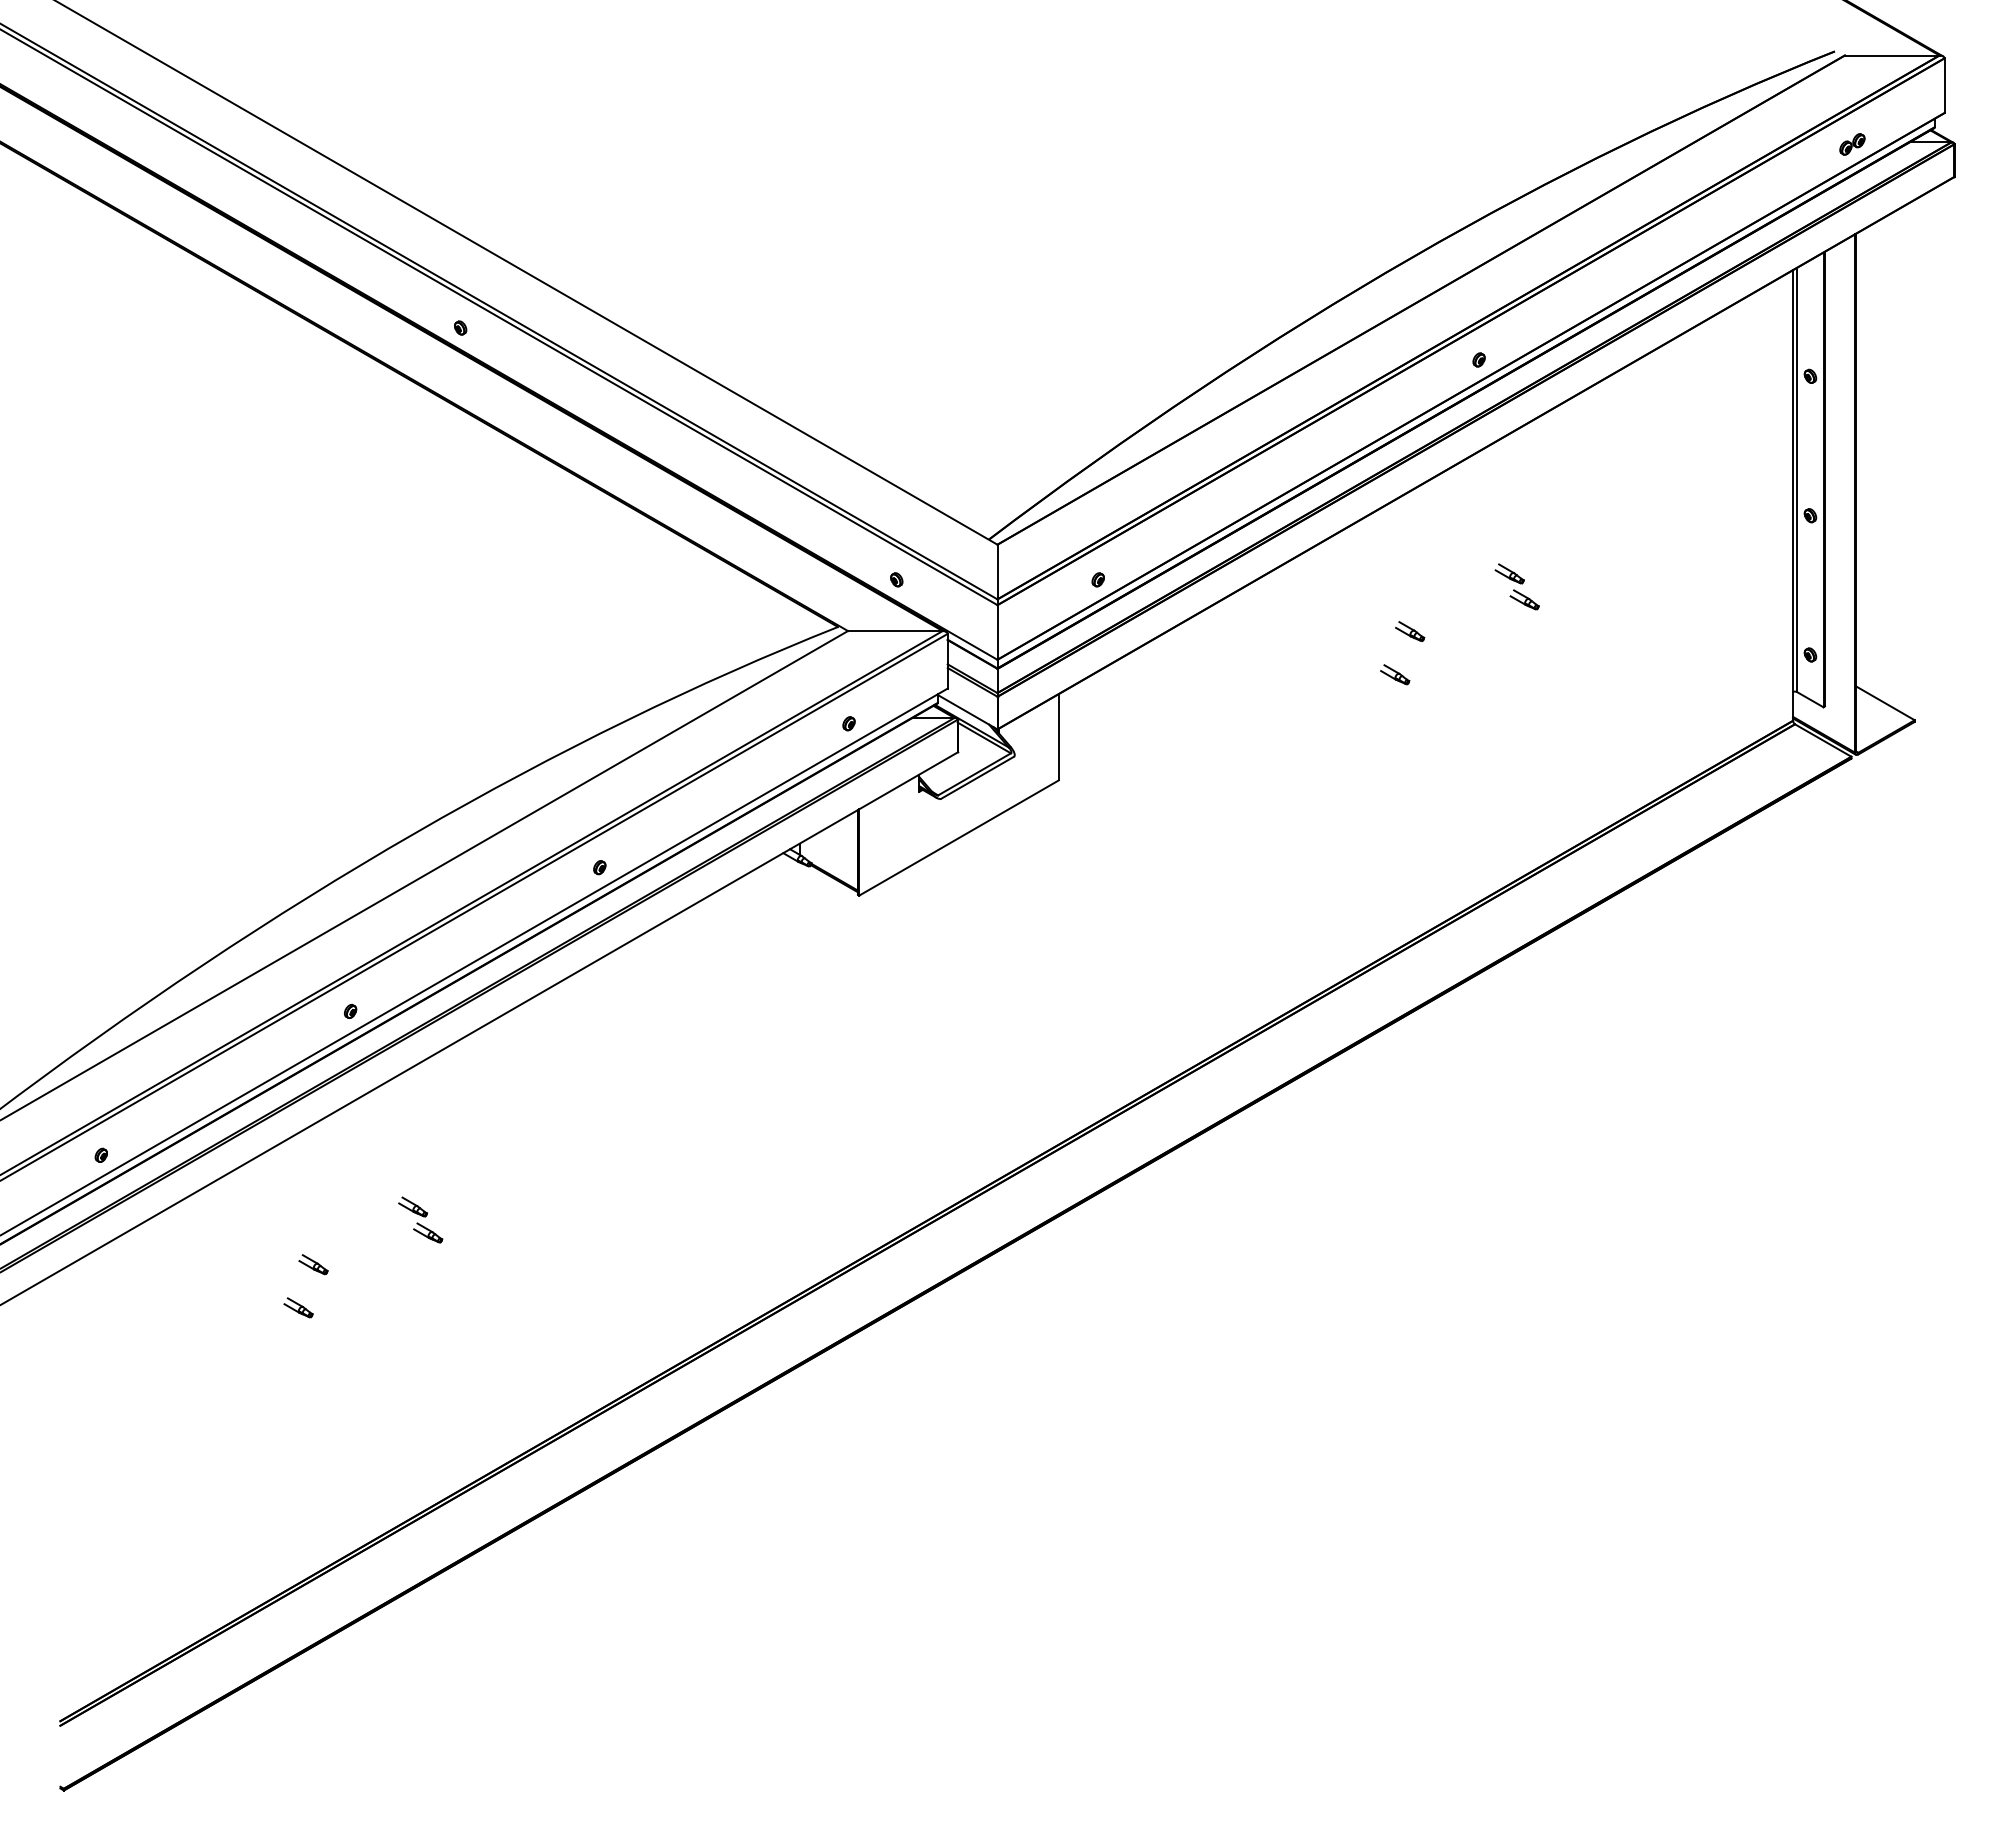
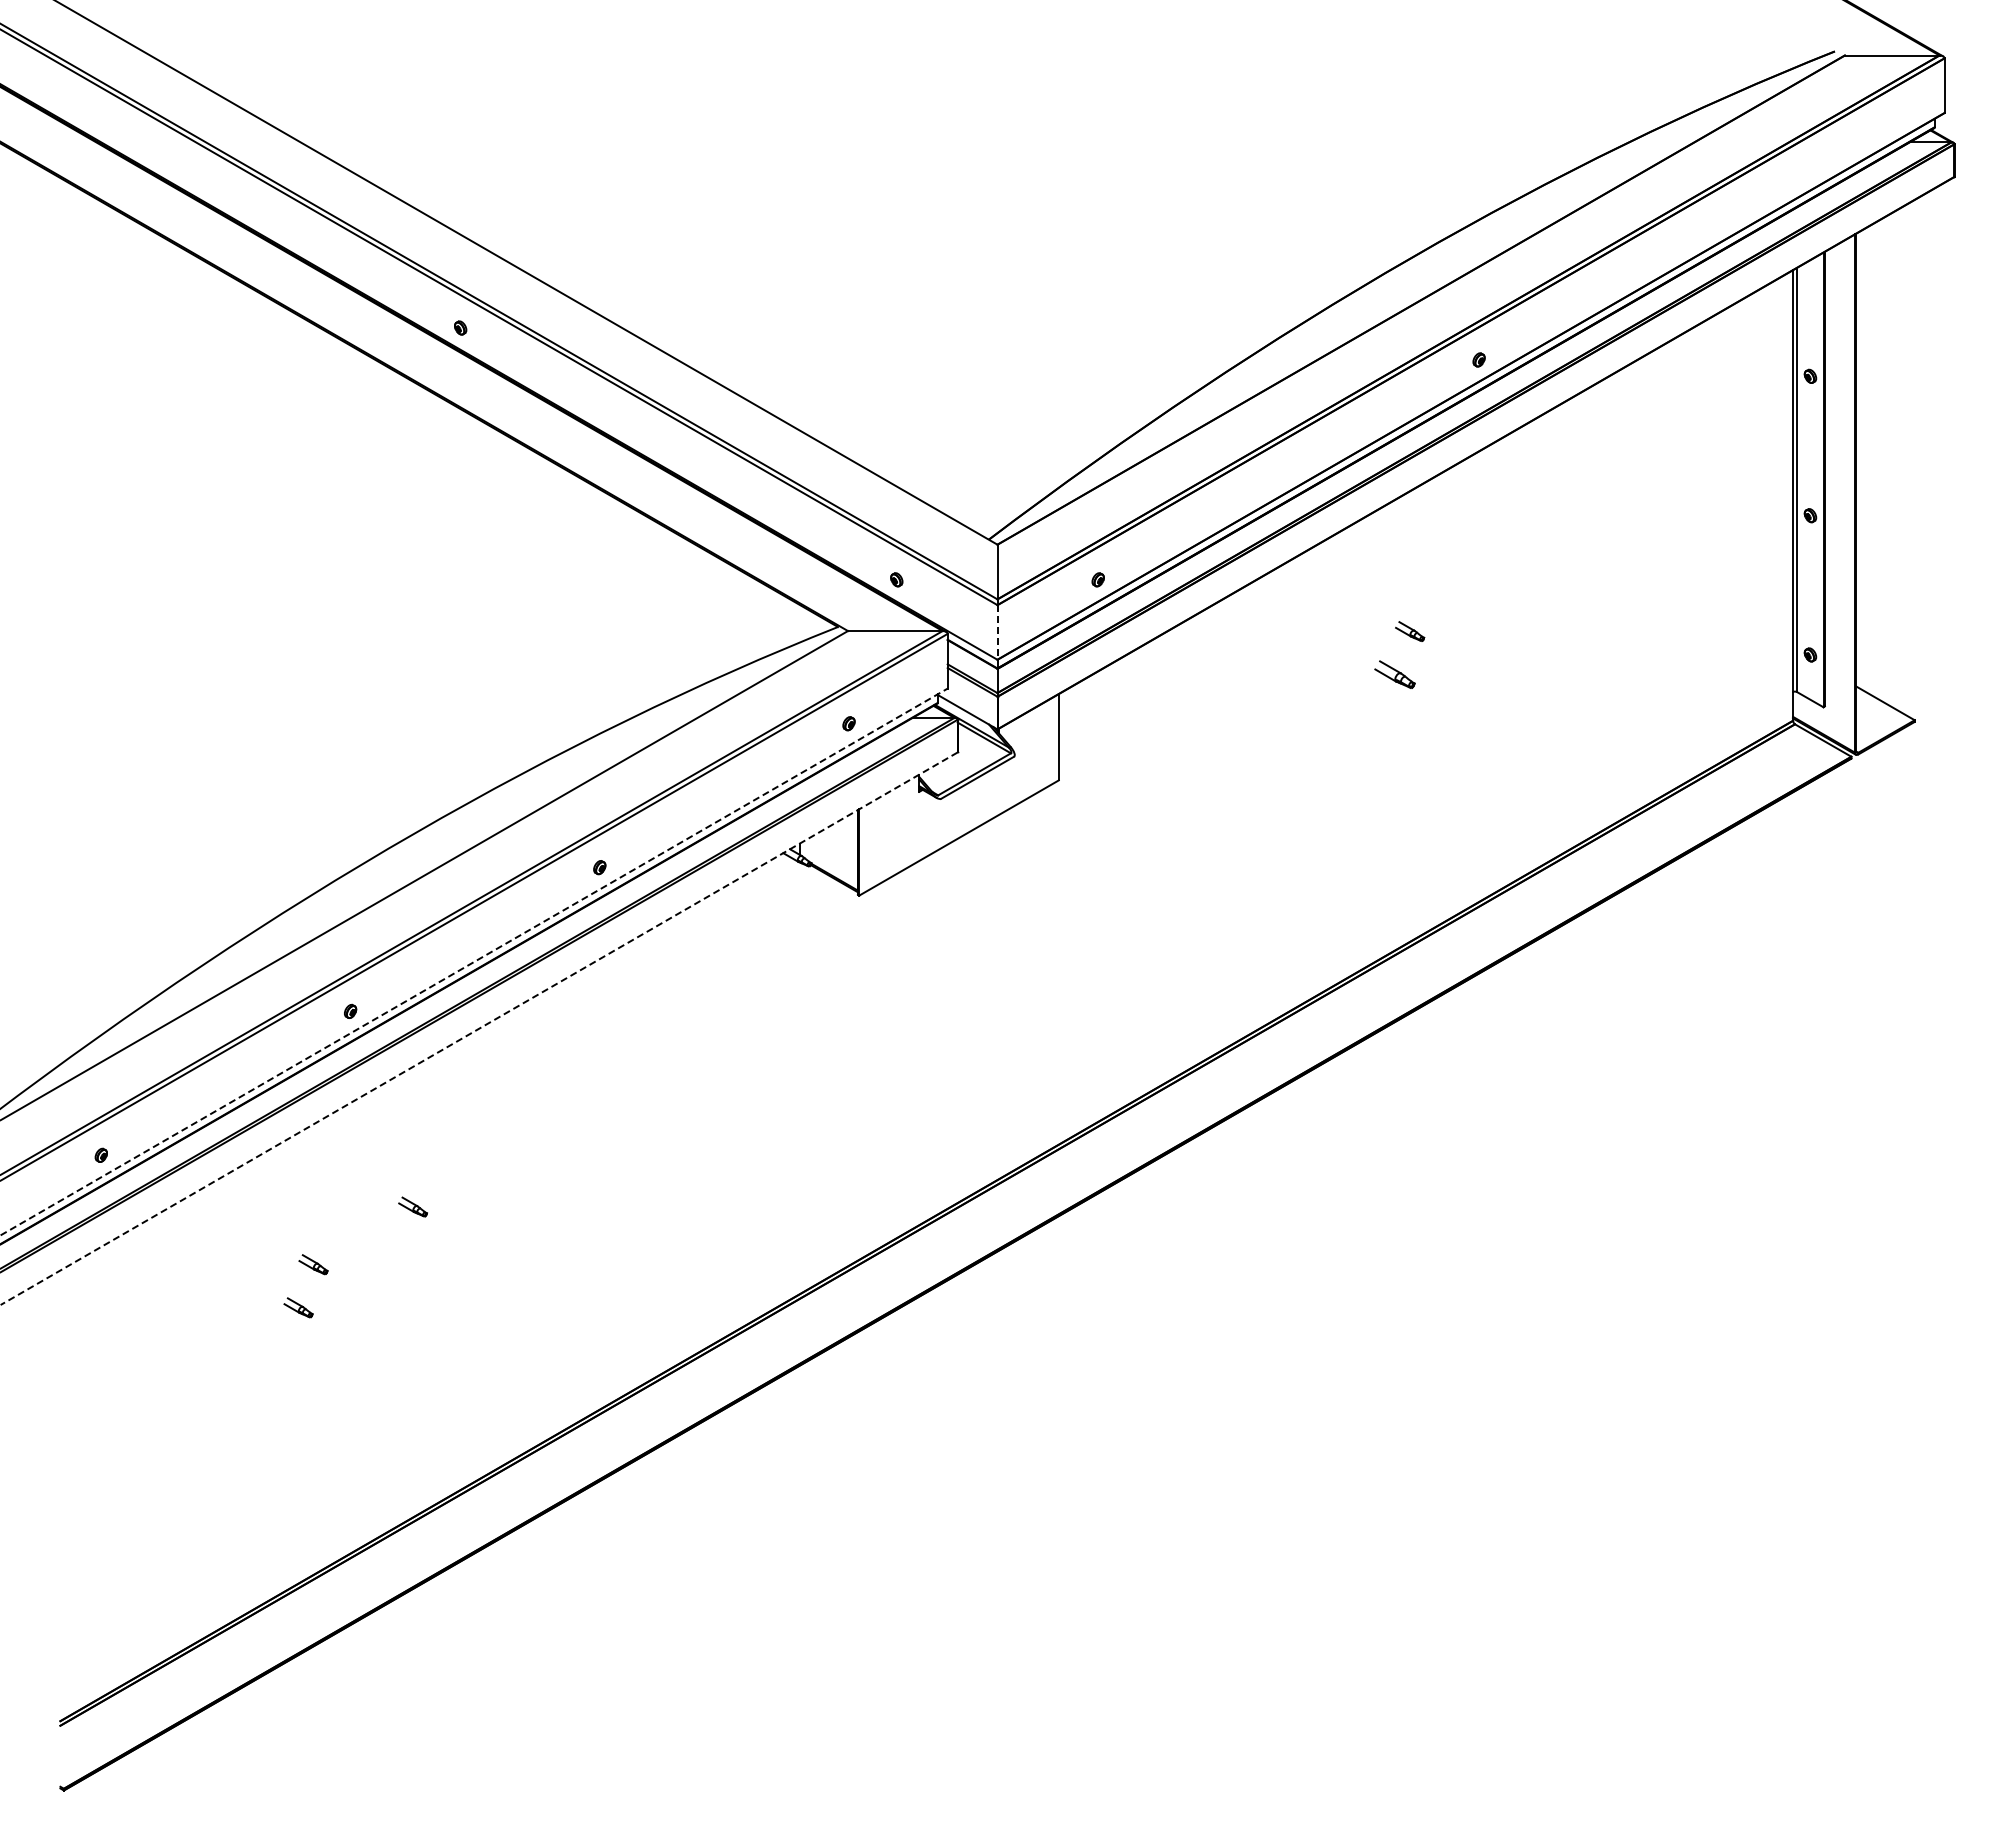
part: present -> none (1852, 144)
part: present -> none (1516, 586)
line: solid -> dashed (997, 632)
part size: 31x22 px -> 42x29 px (1394, 674)
line: solid -> dashed (474, 961)
line: solid -> dashed (479, 1028)
part: present -> none (428, 1232)
